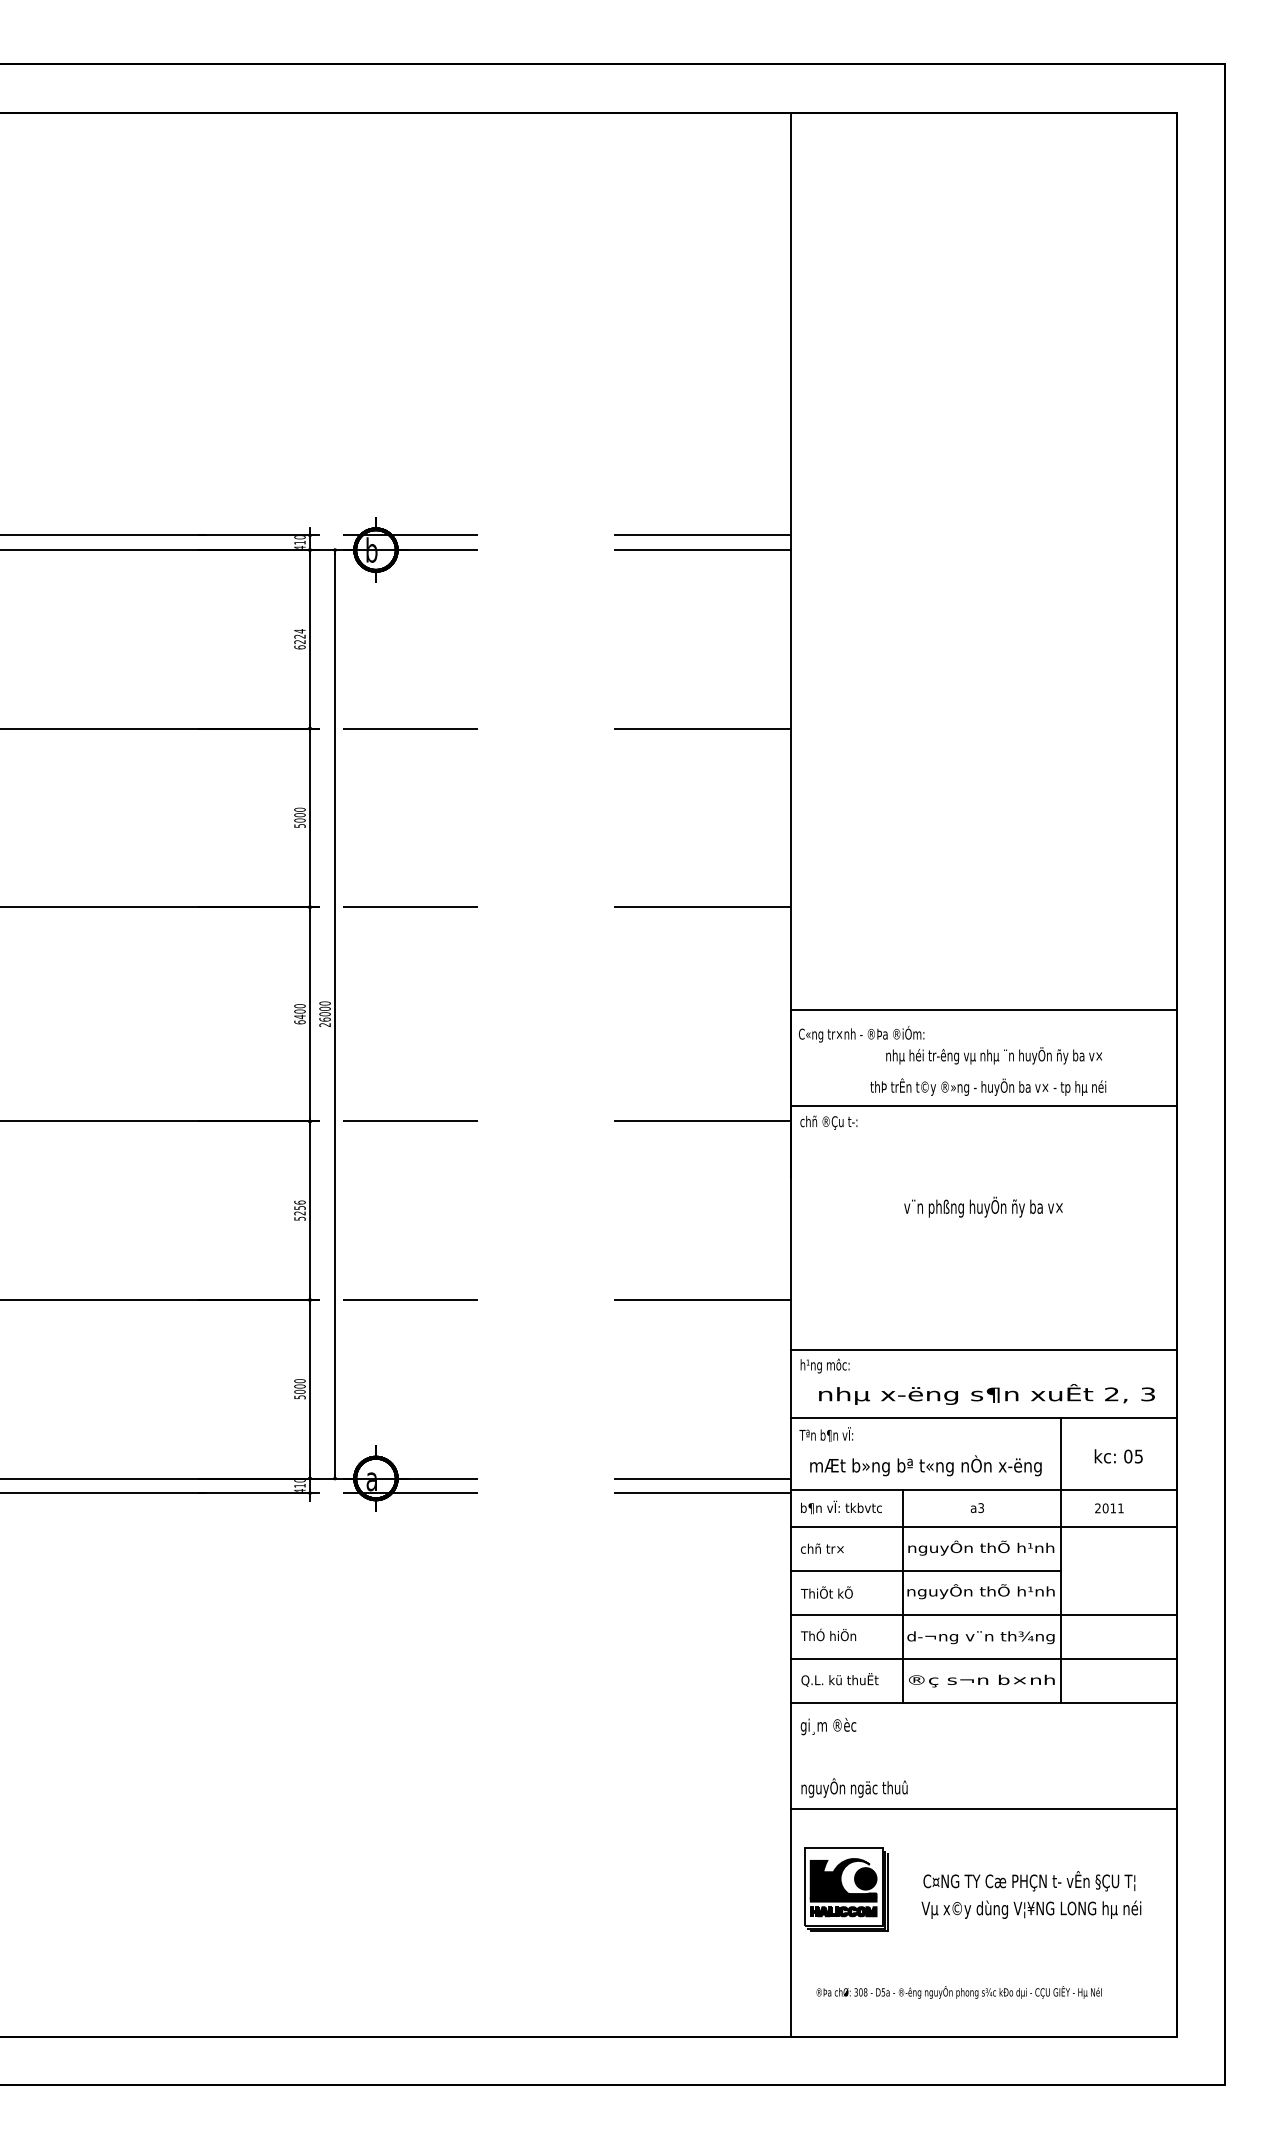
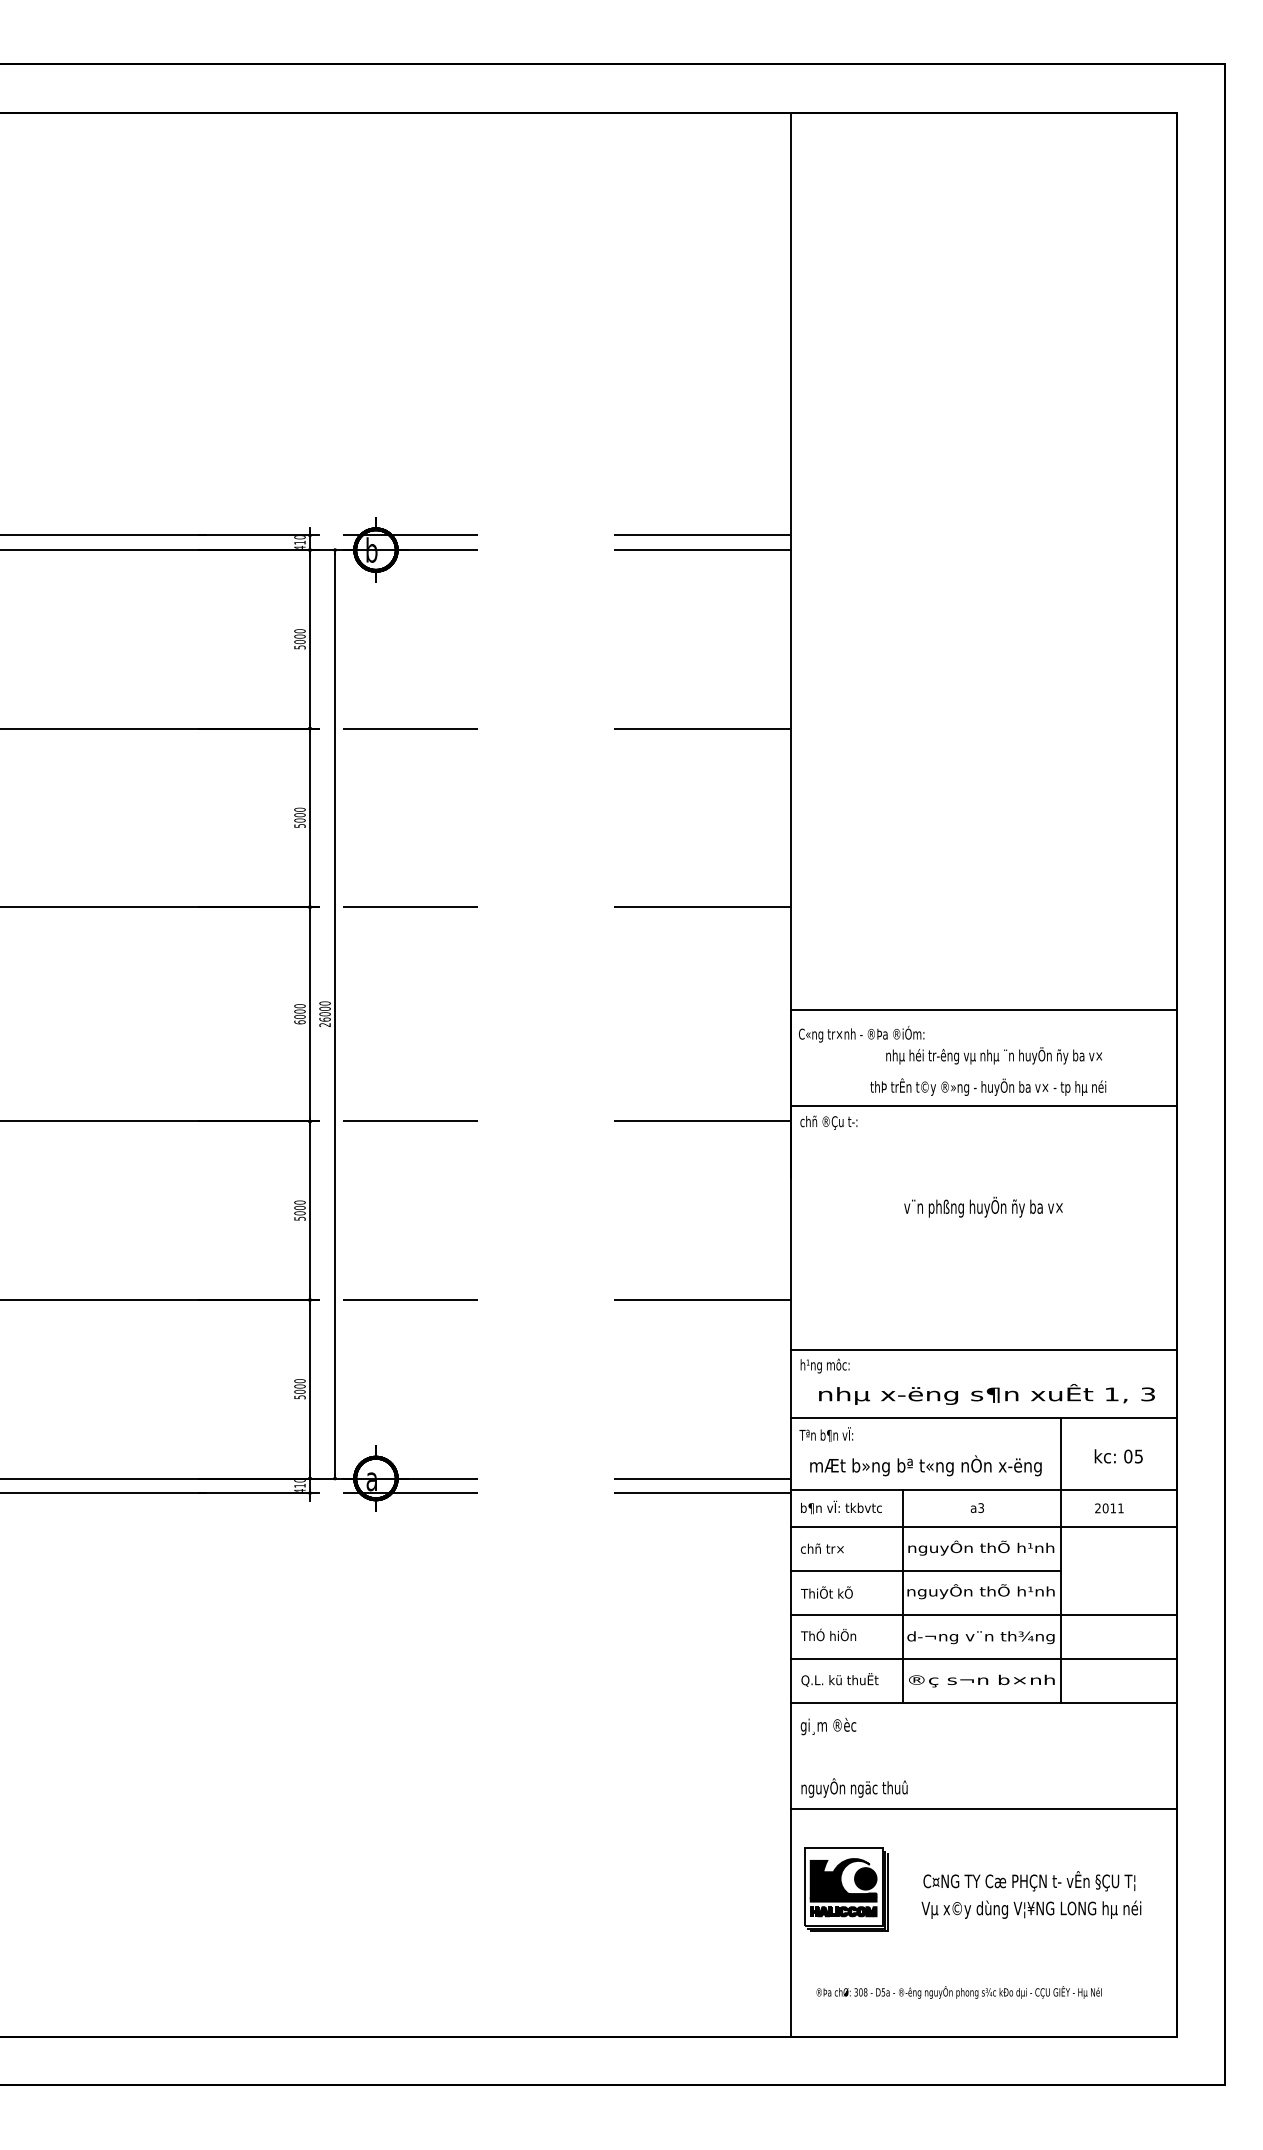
text: 6224 -> 5000 (299, 639)
text: 6400 -> 6000 (299, 1016)
text: 5256 -> 5000 (299, 1207)
text: 2, -> 1, (1111, 1394)
